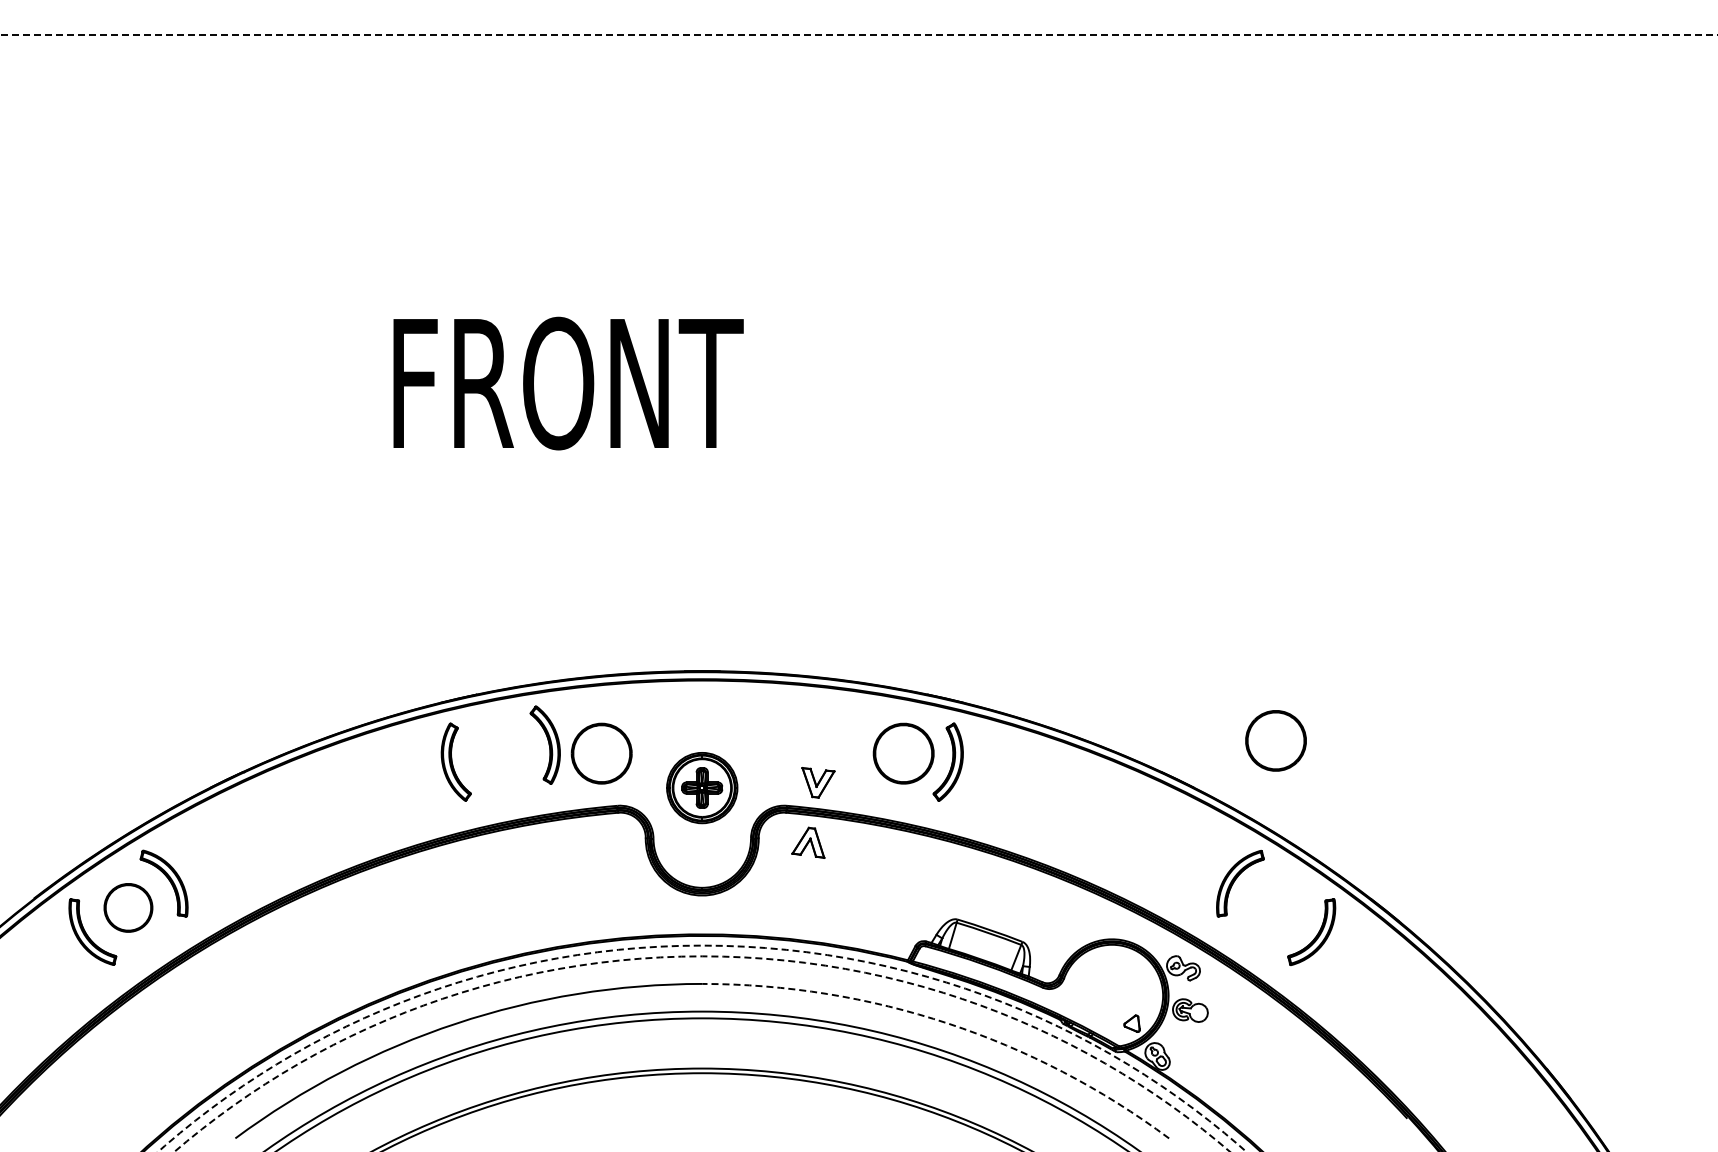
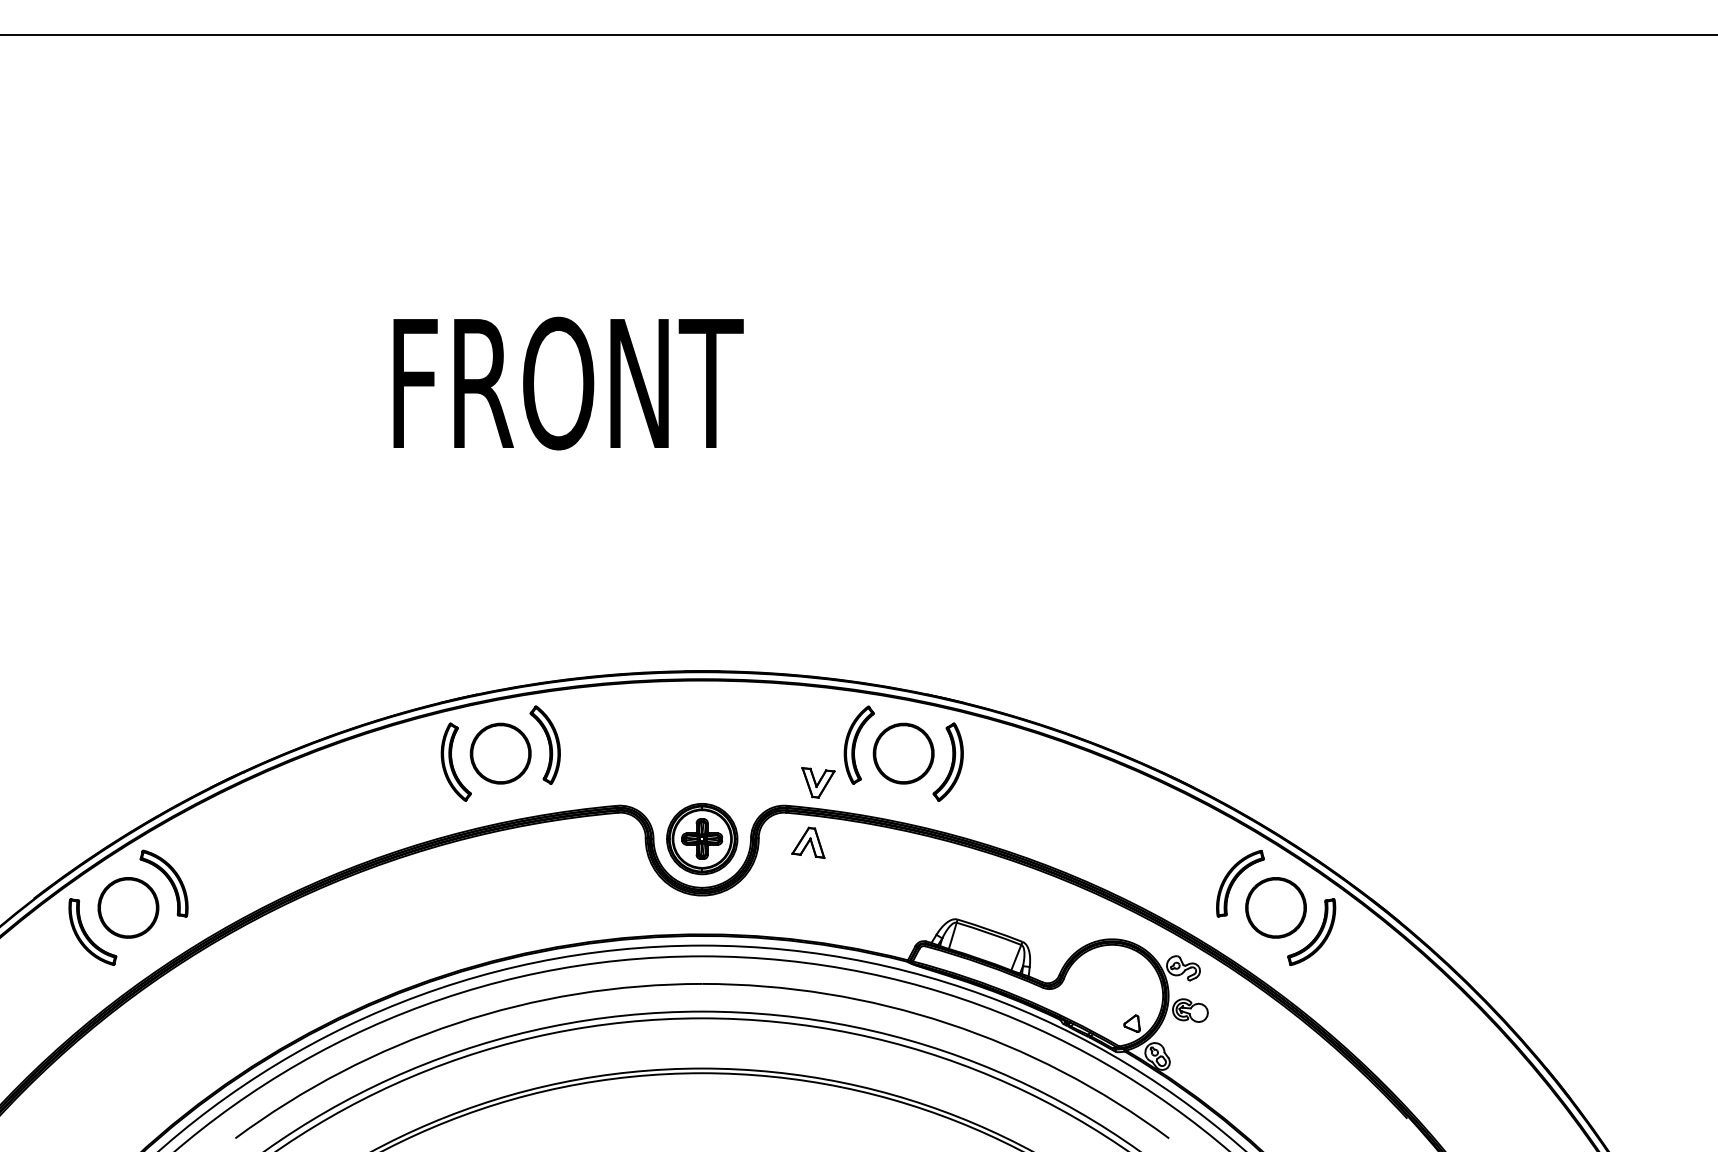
line: dashed -> solid (858, 34)
part position: (1275, 740) -> (1275, 907) (1275, 907)
part: none -> present (858, 744)
part position: (601, 753) -> (500, 753) (500, 753)
part position: (702, 788) -> (702, 839) (702, 839)
part size: 51x50 px -> 63x62 px (128, 907)
arc: dashed -> solid (948, 1023)
circle: dashed -> solid (702, 1048)
circle: dashed -> solid (701, 1053)
